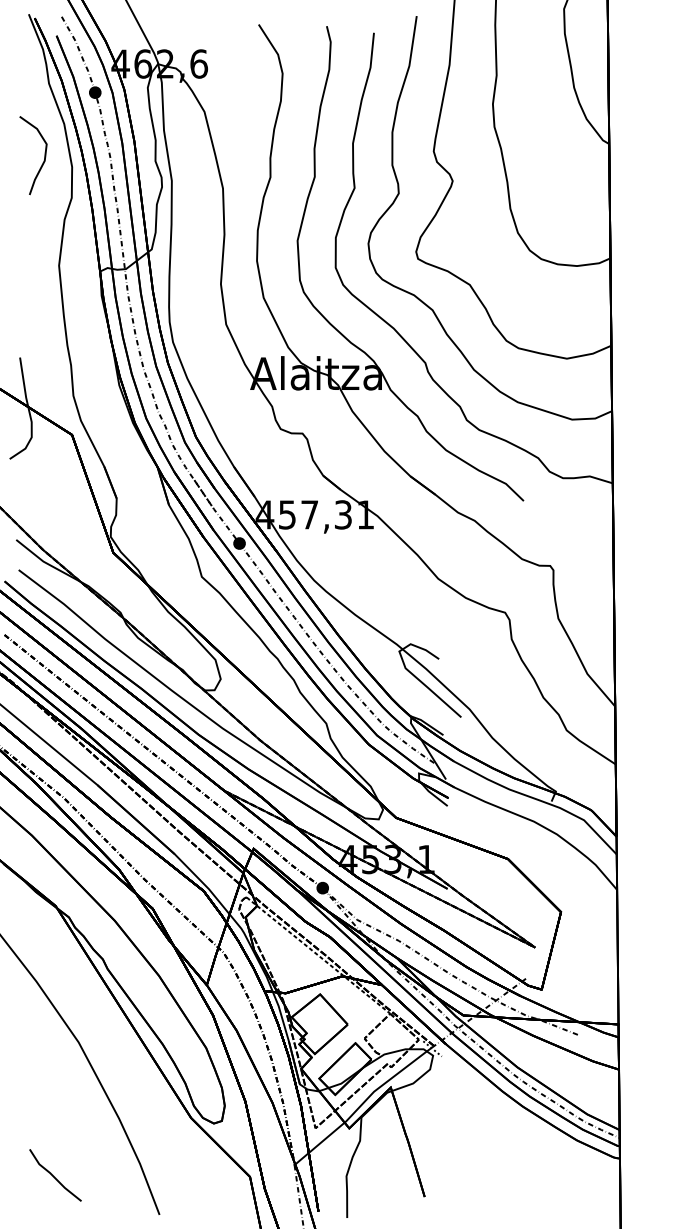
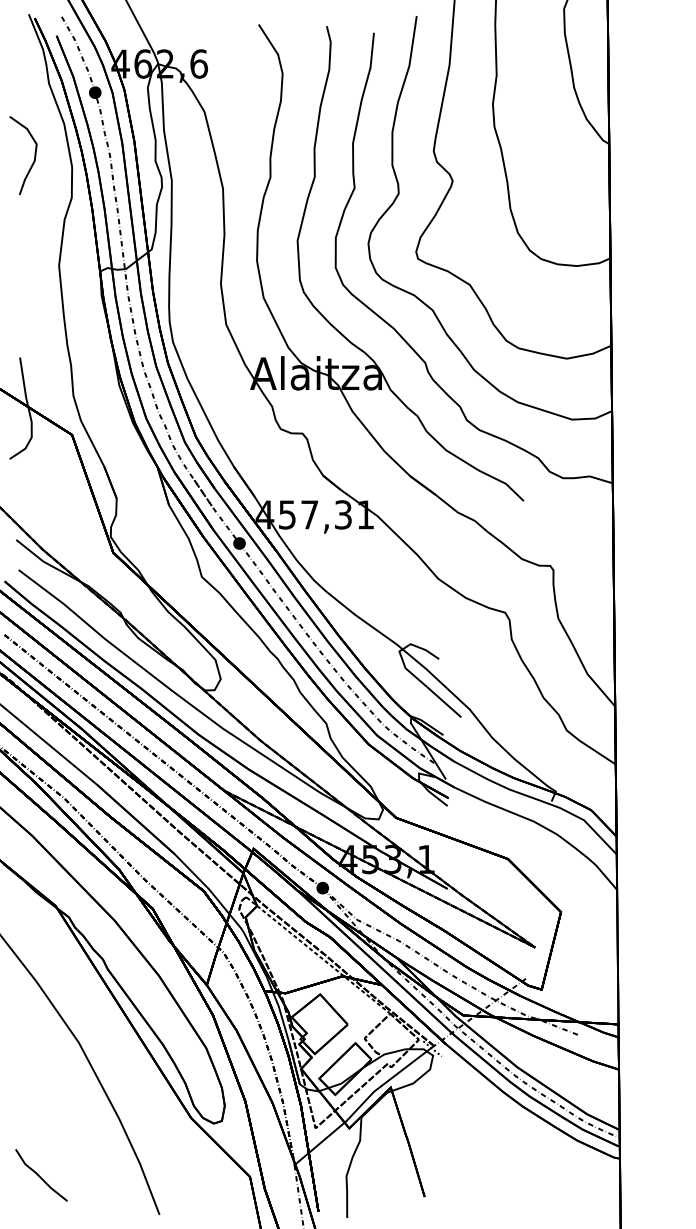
curve position: (44, 155) -> (34, 155) (34, 155)
line position: (54, 1176) -> (40, 1176) (40, 1176)
